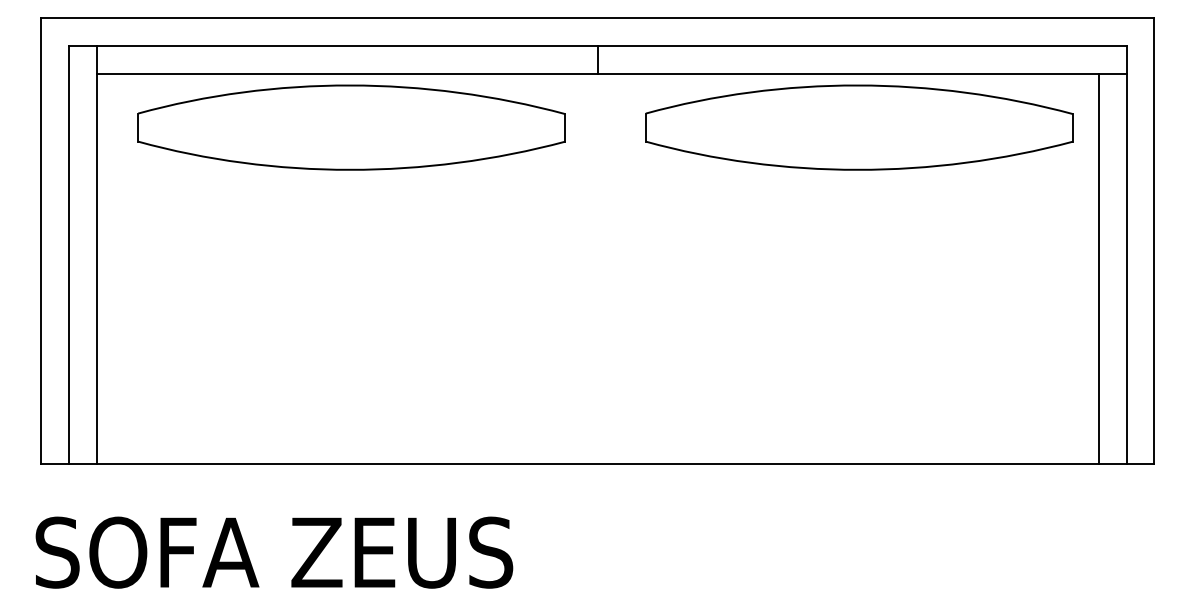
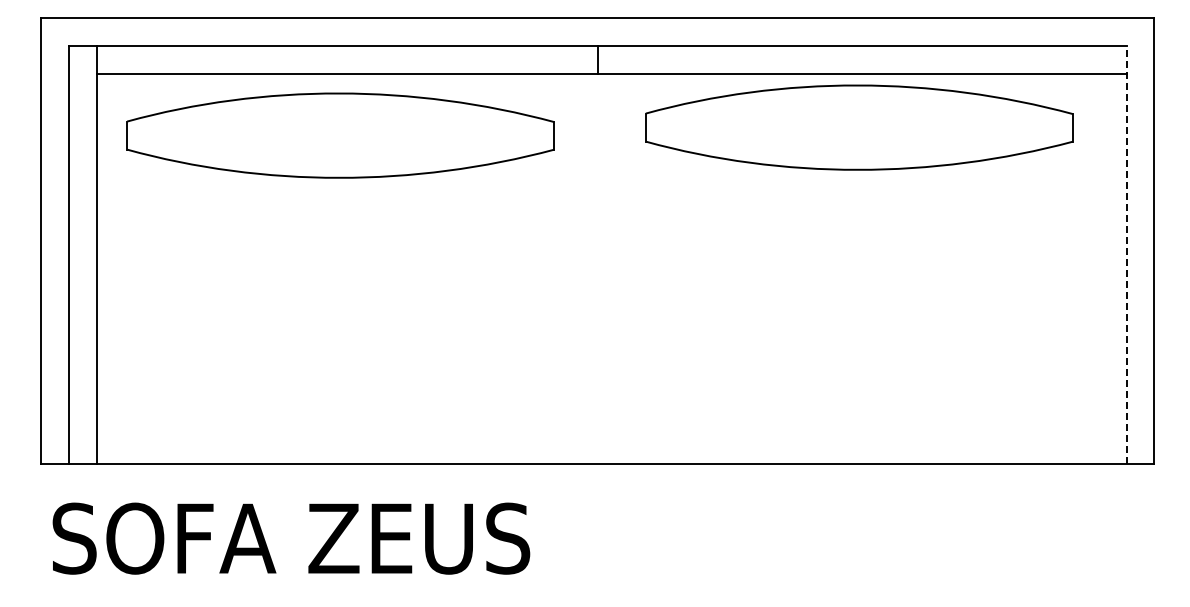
part position: (351, 127) -> (340, 135) (340, 135)
line: solid -> dashed (1126, 254)
line: present -> none (1098, 268)
text position: (274, 552) -> (291, 538) (291, 538)
